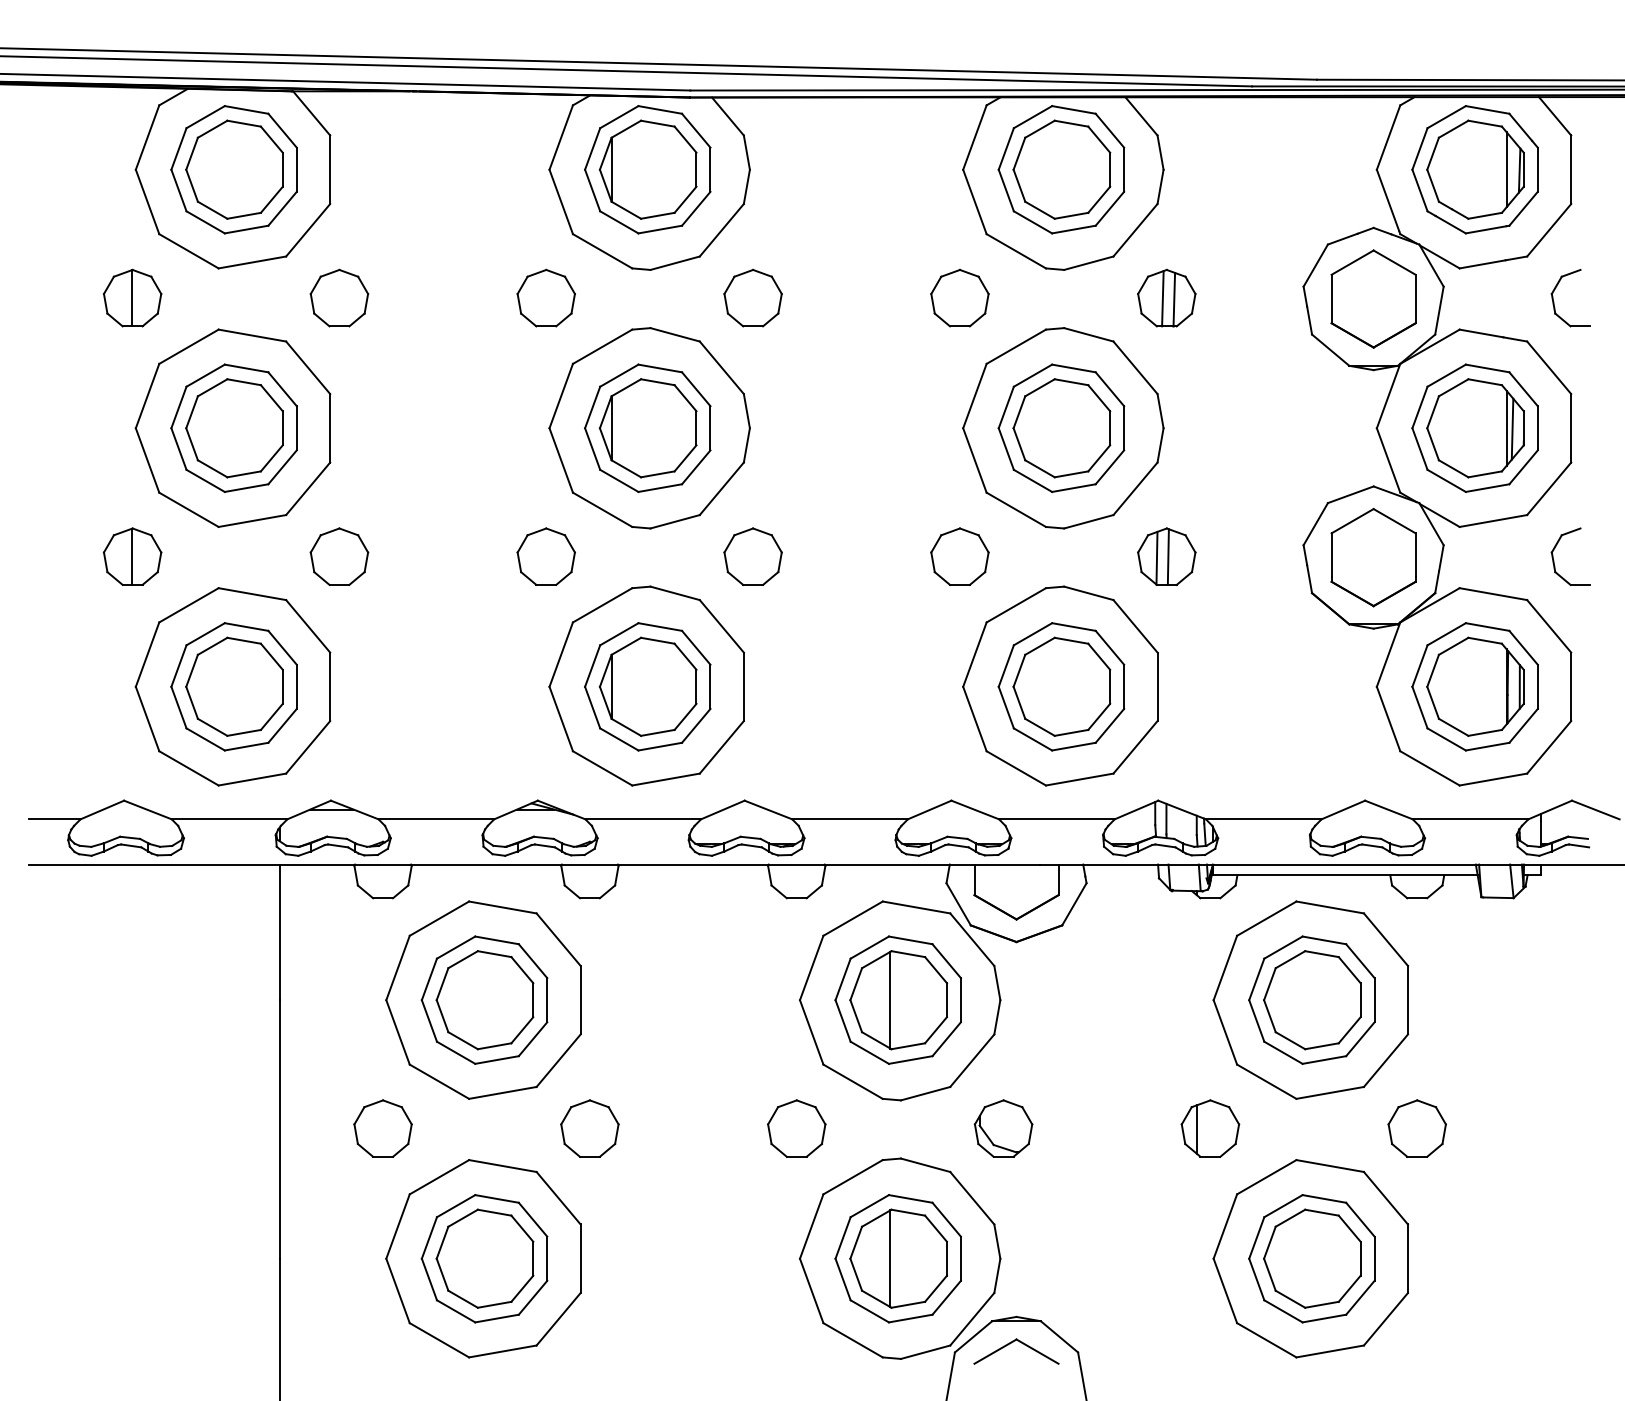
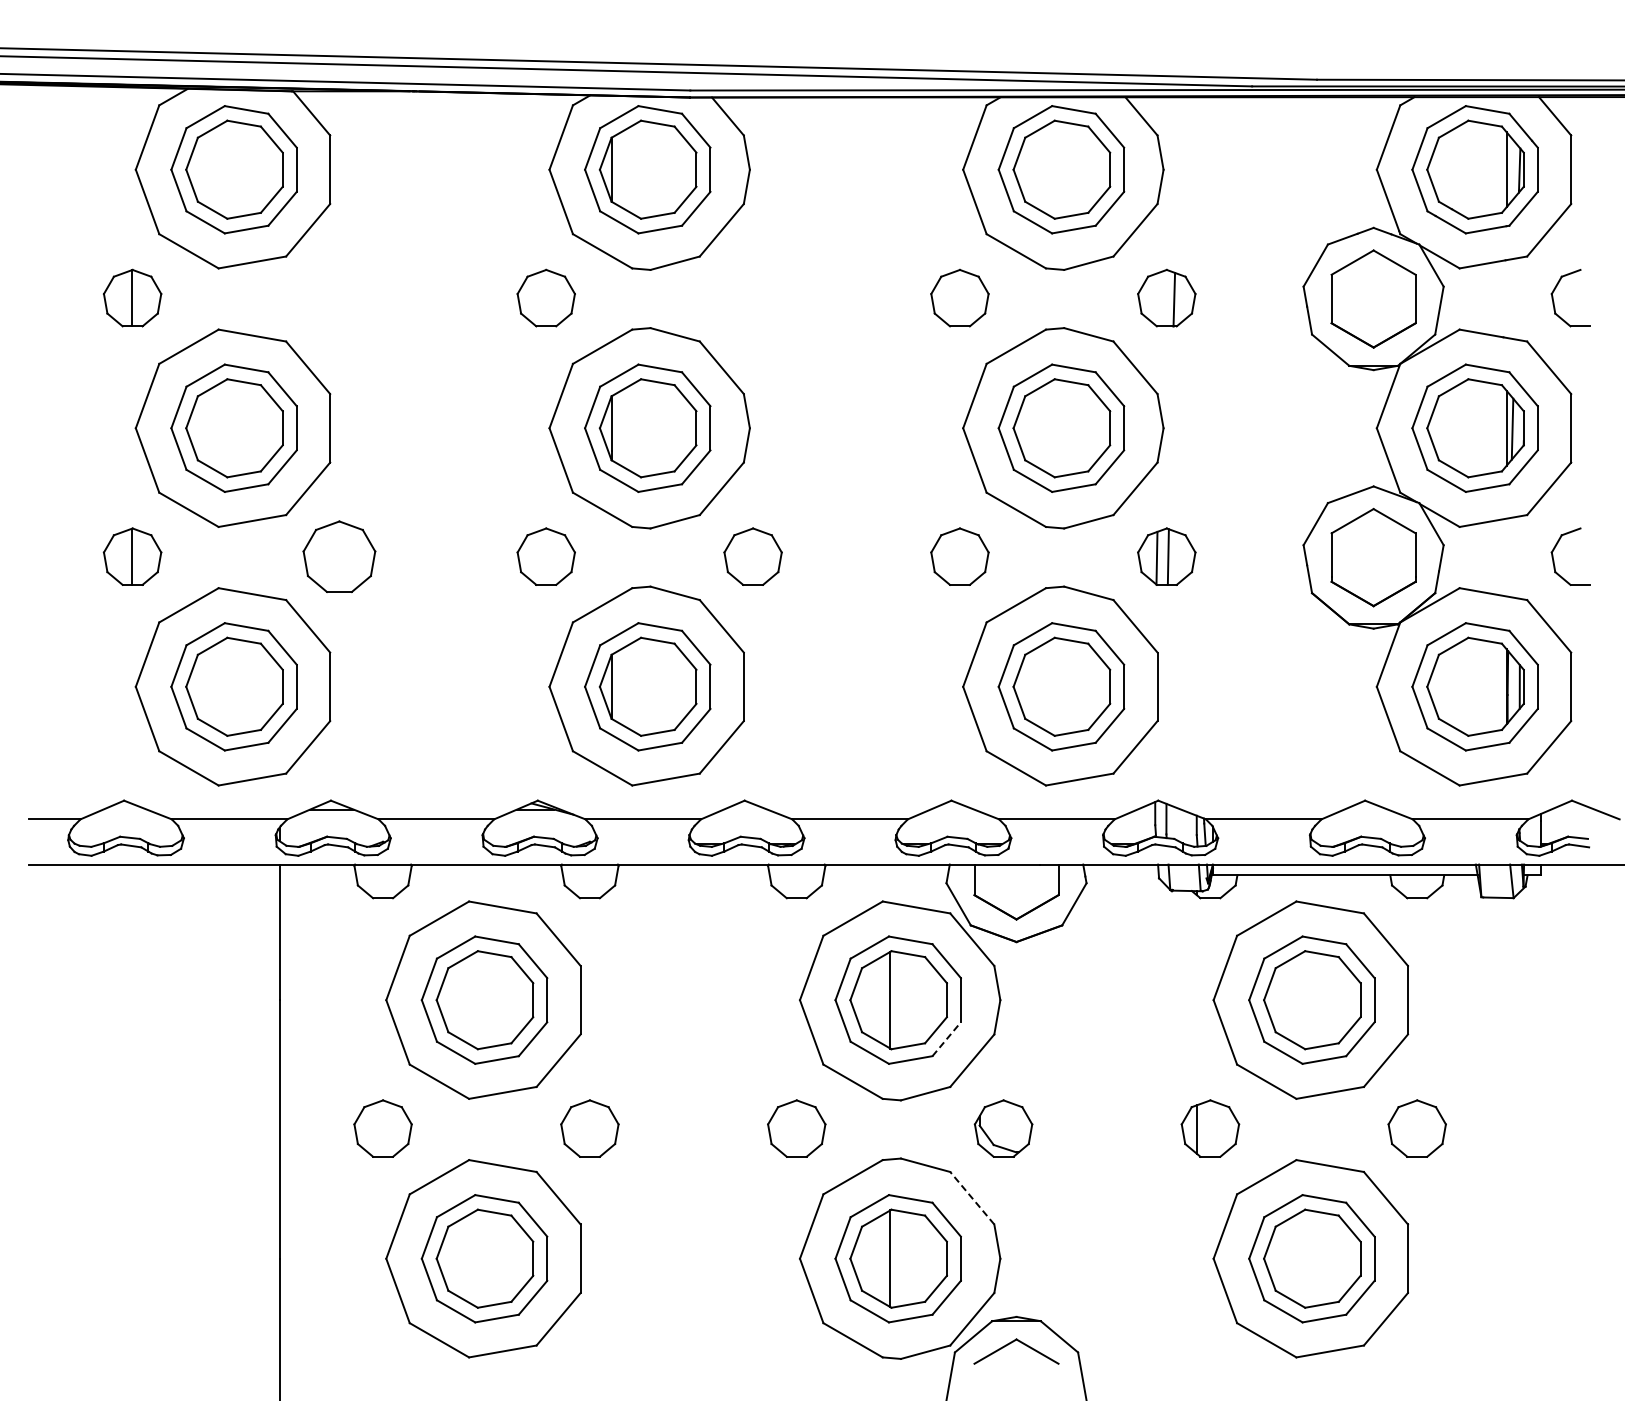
part: present -> none (339, 297)
part: present -> none (752, 297)
line: present -> none (1162, 298)
part size: 61x59 px -> 75x73 px (339, 556)
line: solid -> dashed (947, 1038)
line: solid -> dashed (971, 1197)
